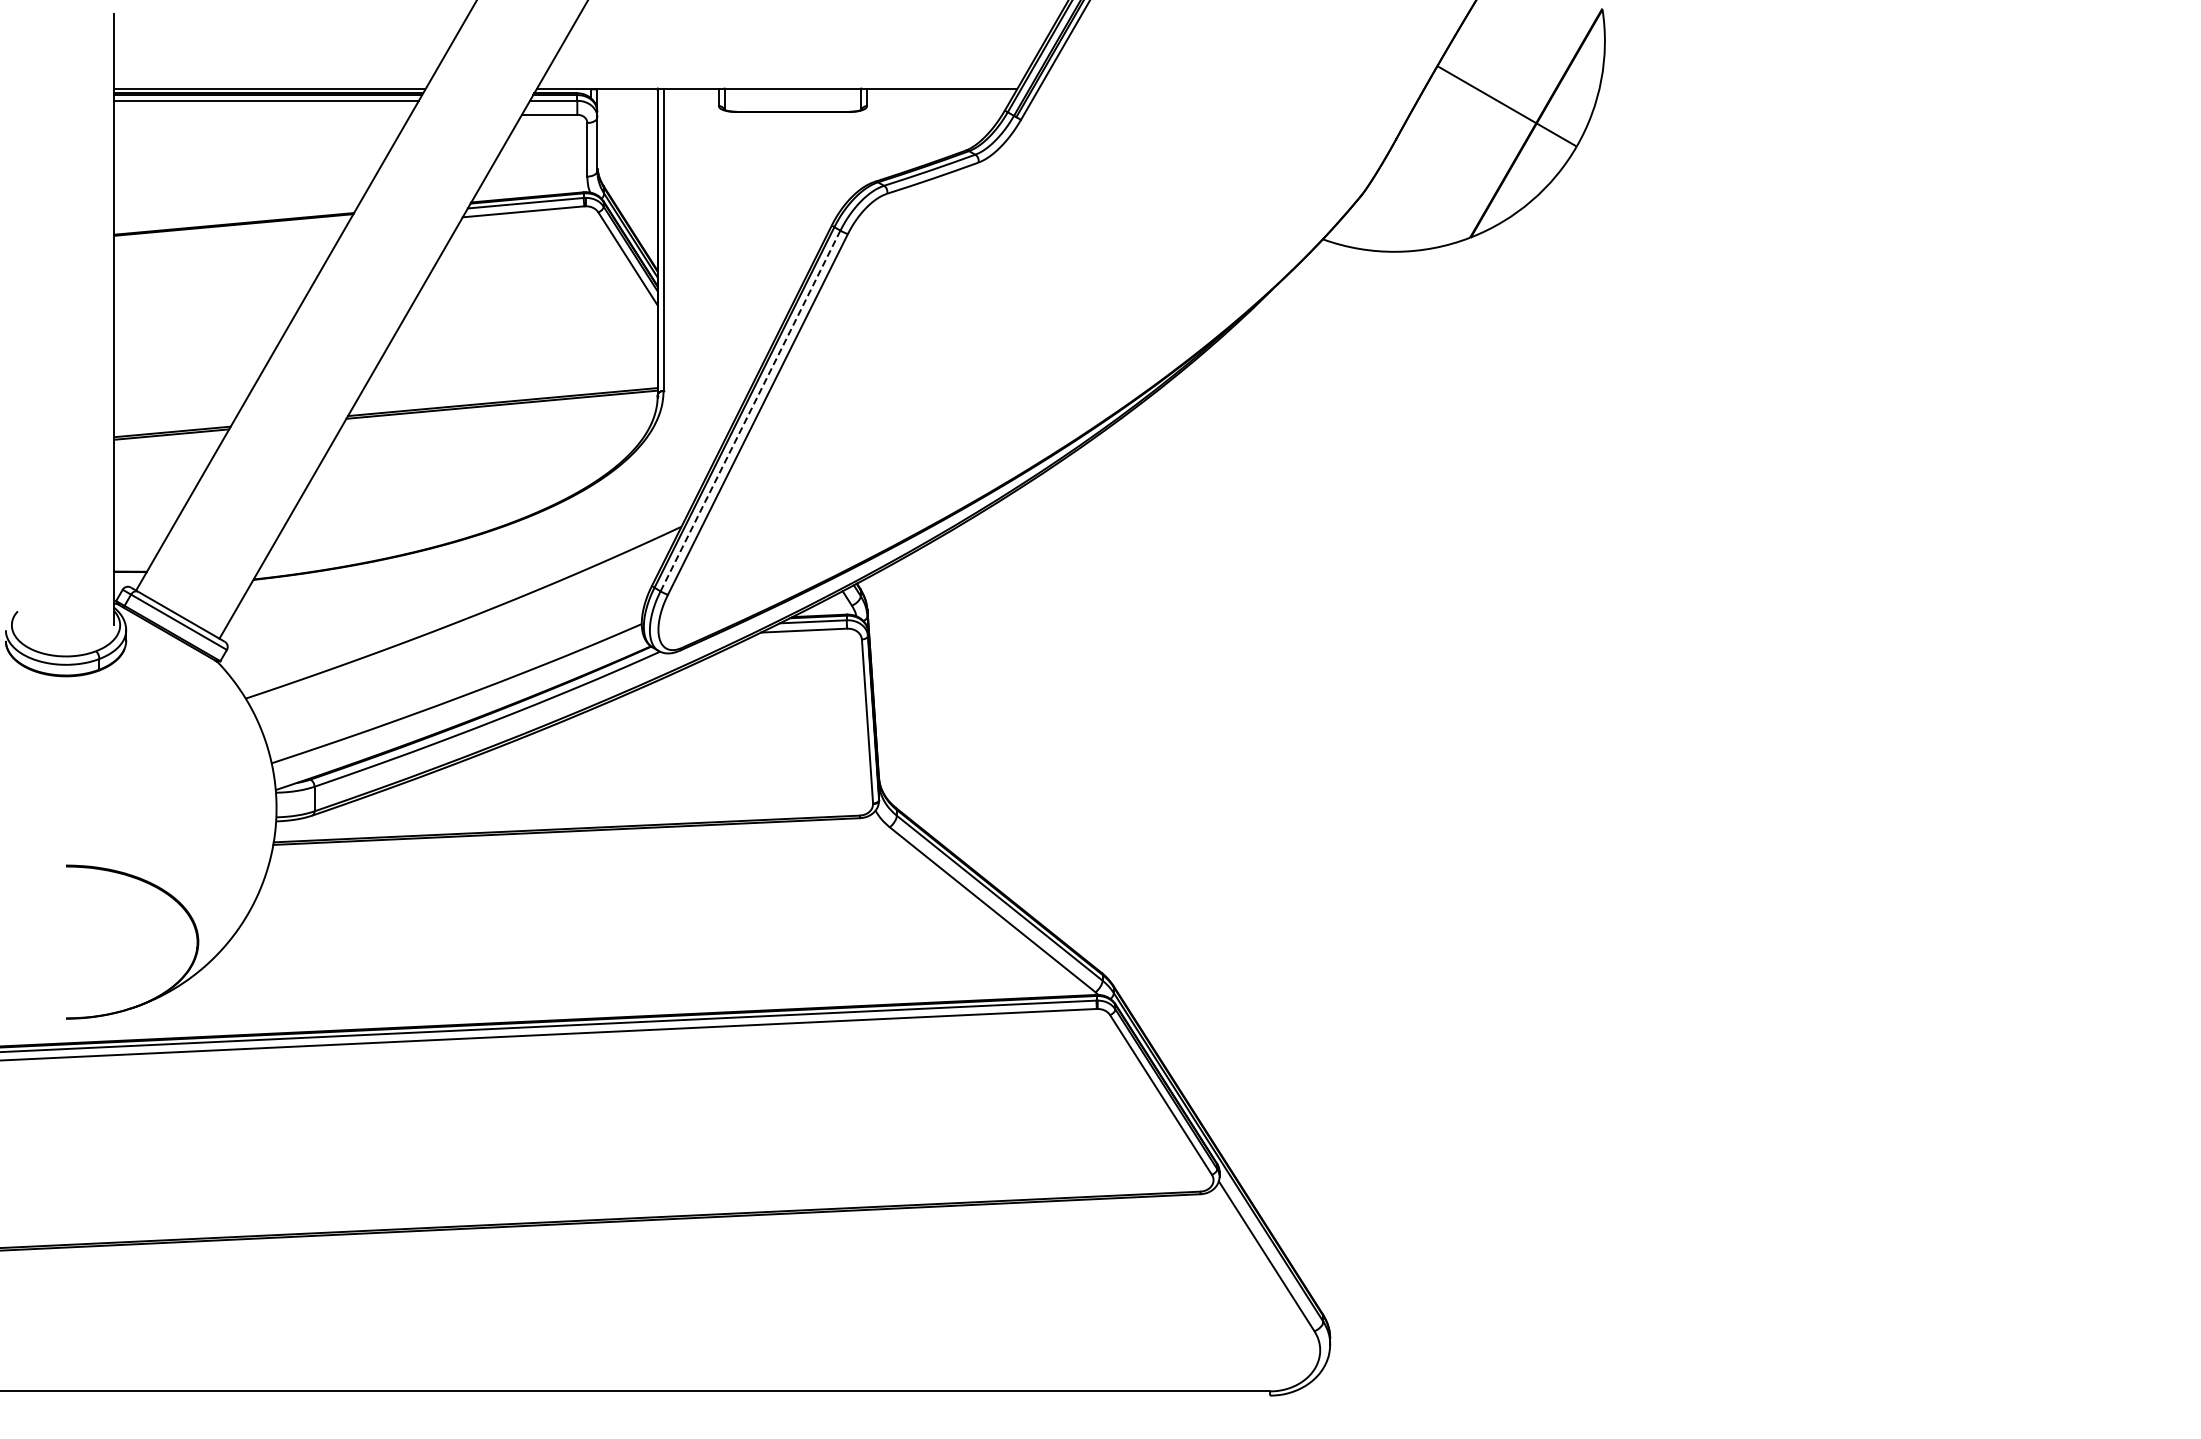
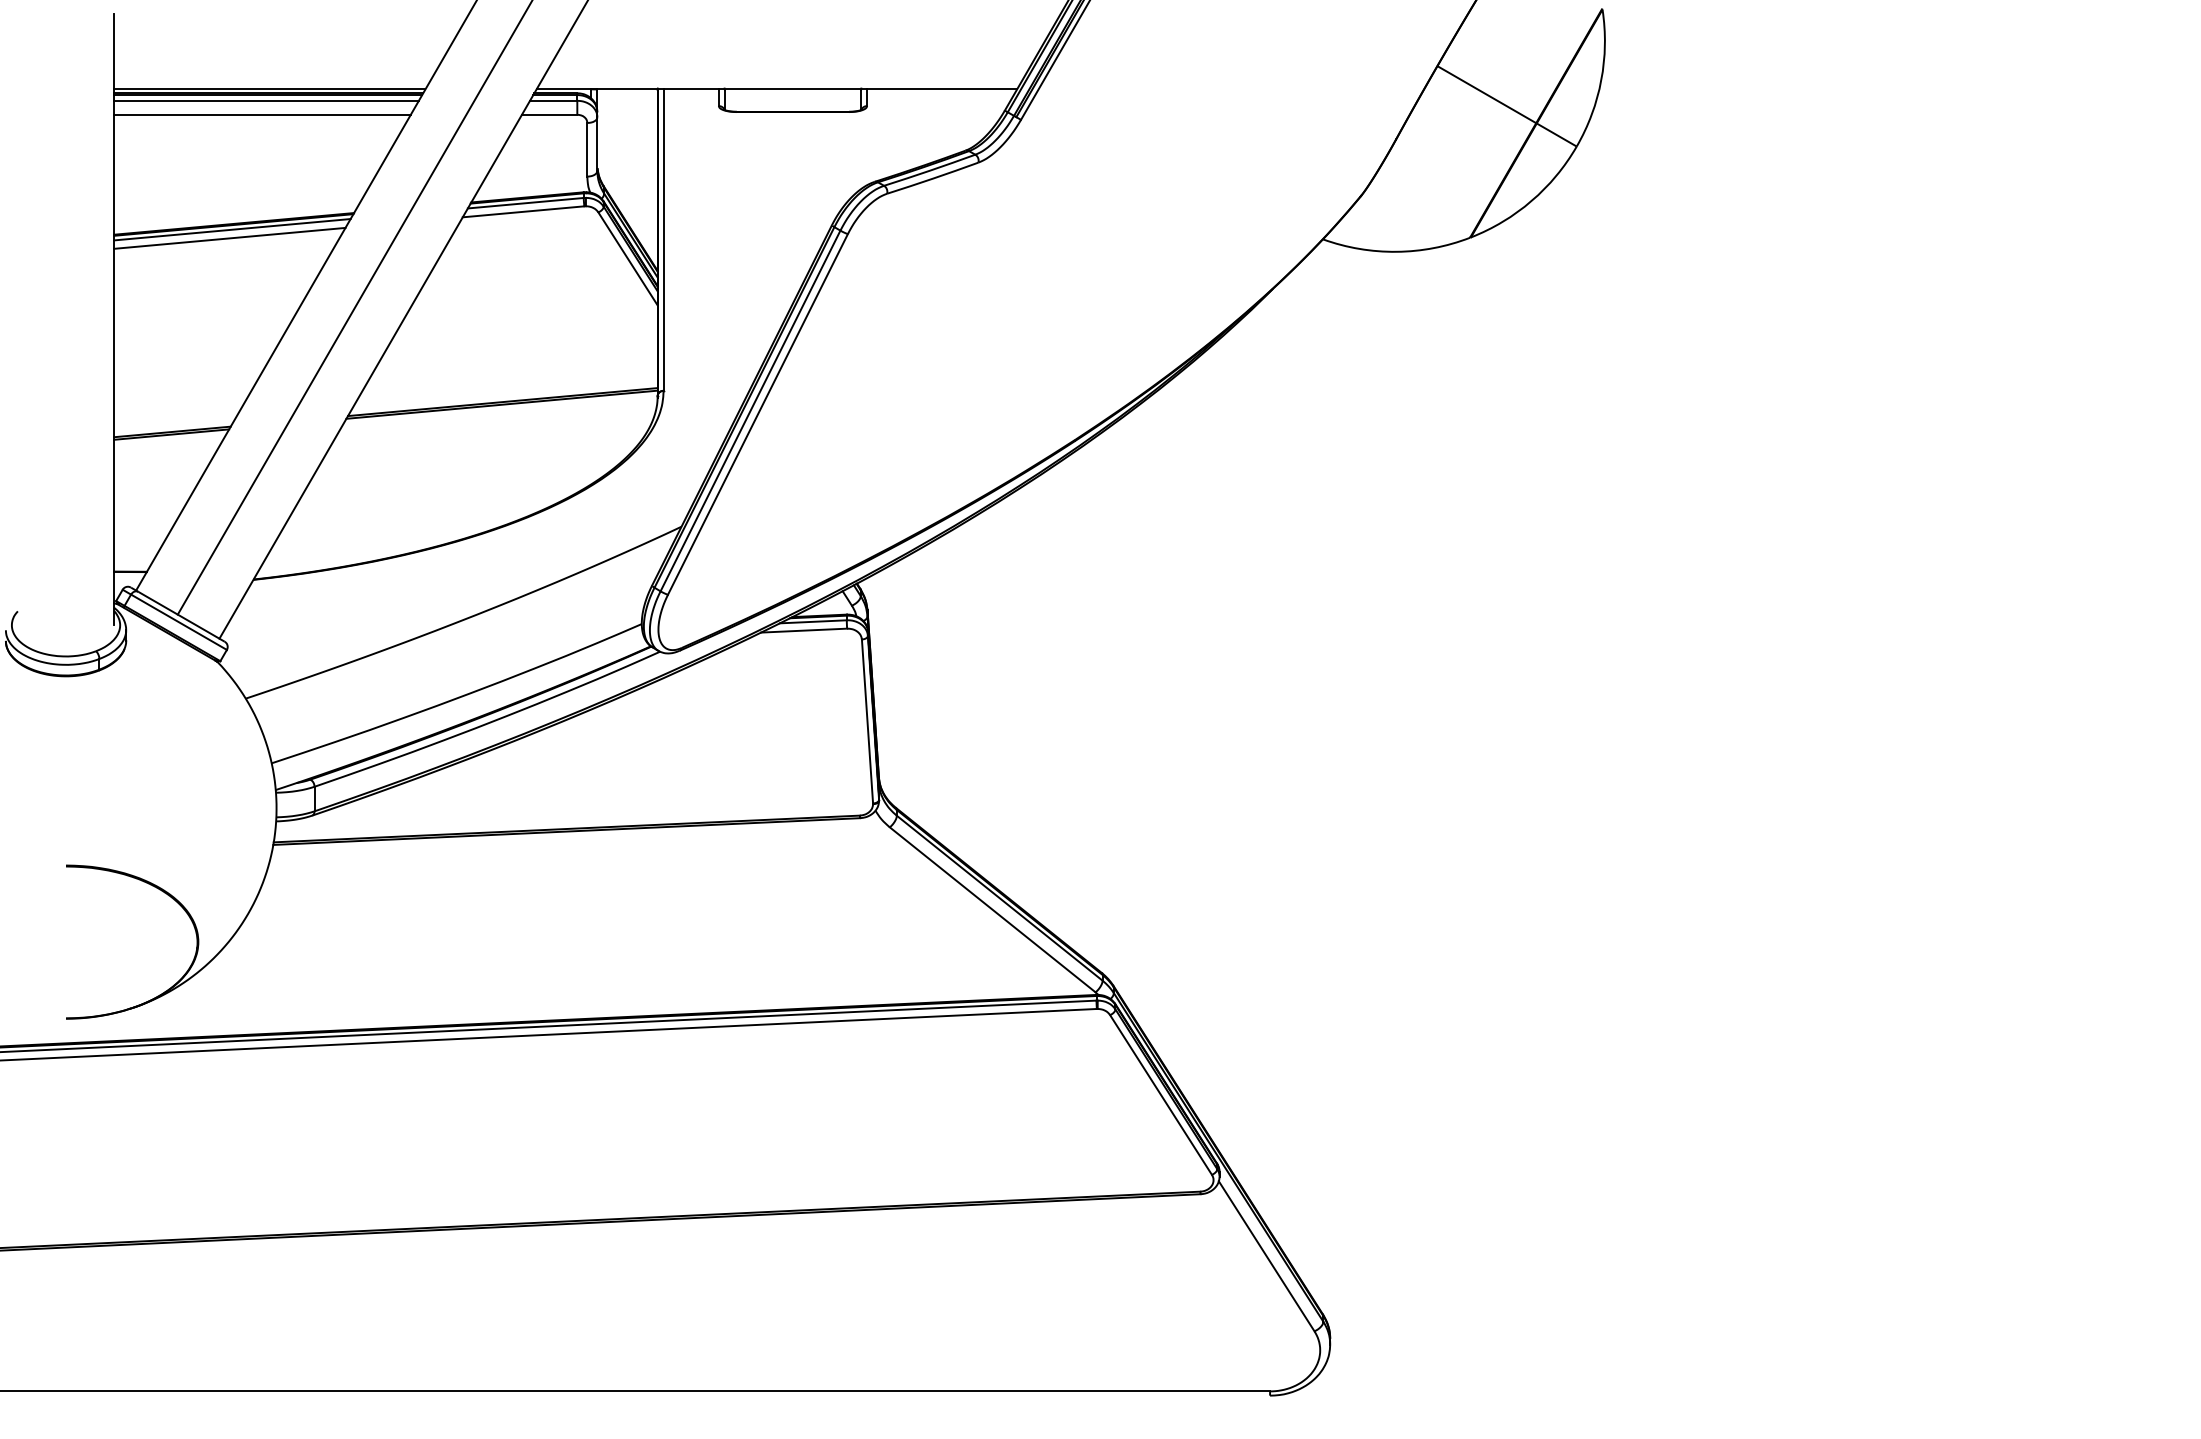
line: none -> present (262, 114)
line: none -> present (232, 229)
line: none -> present (229, 237)
line: none -> present (354, 308)
line: dashed -> solid (750, 411)
